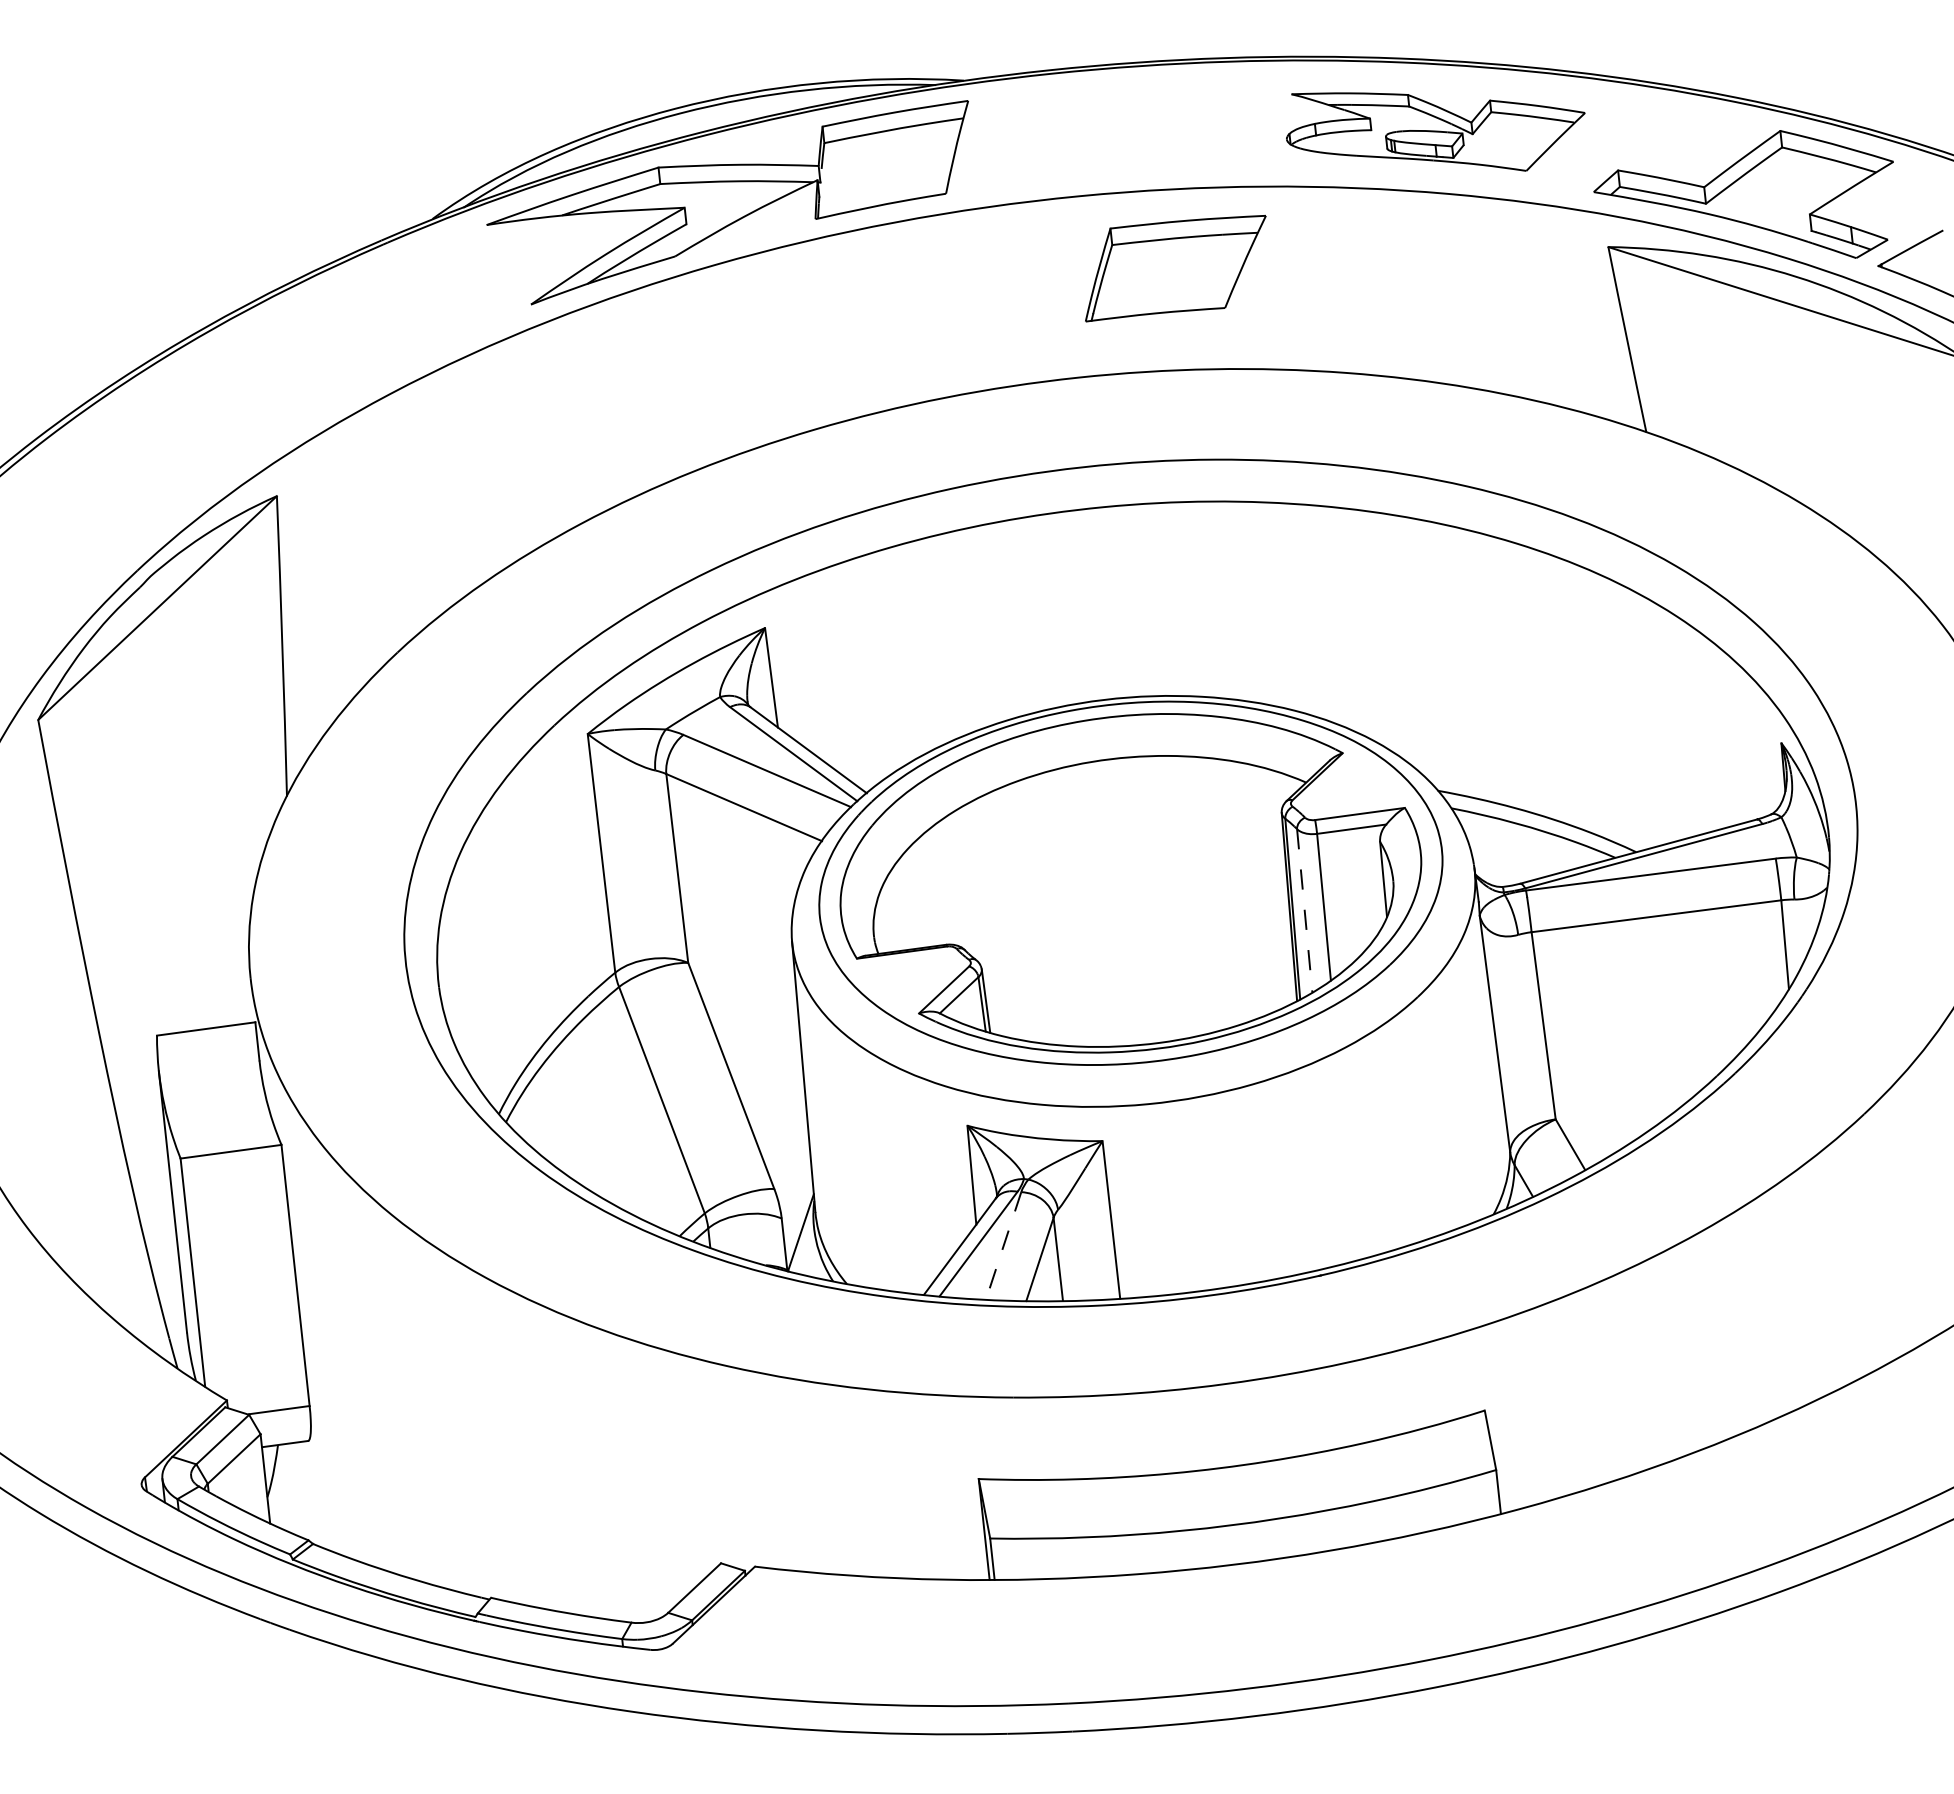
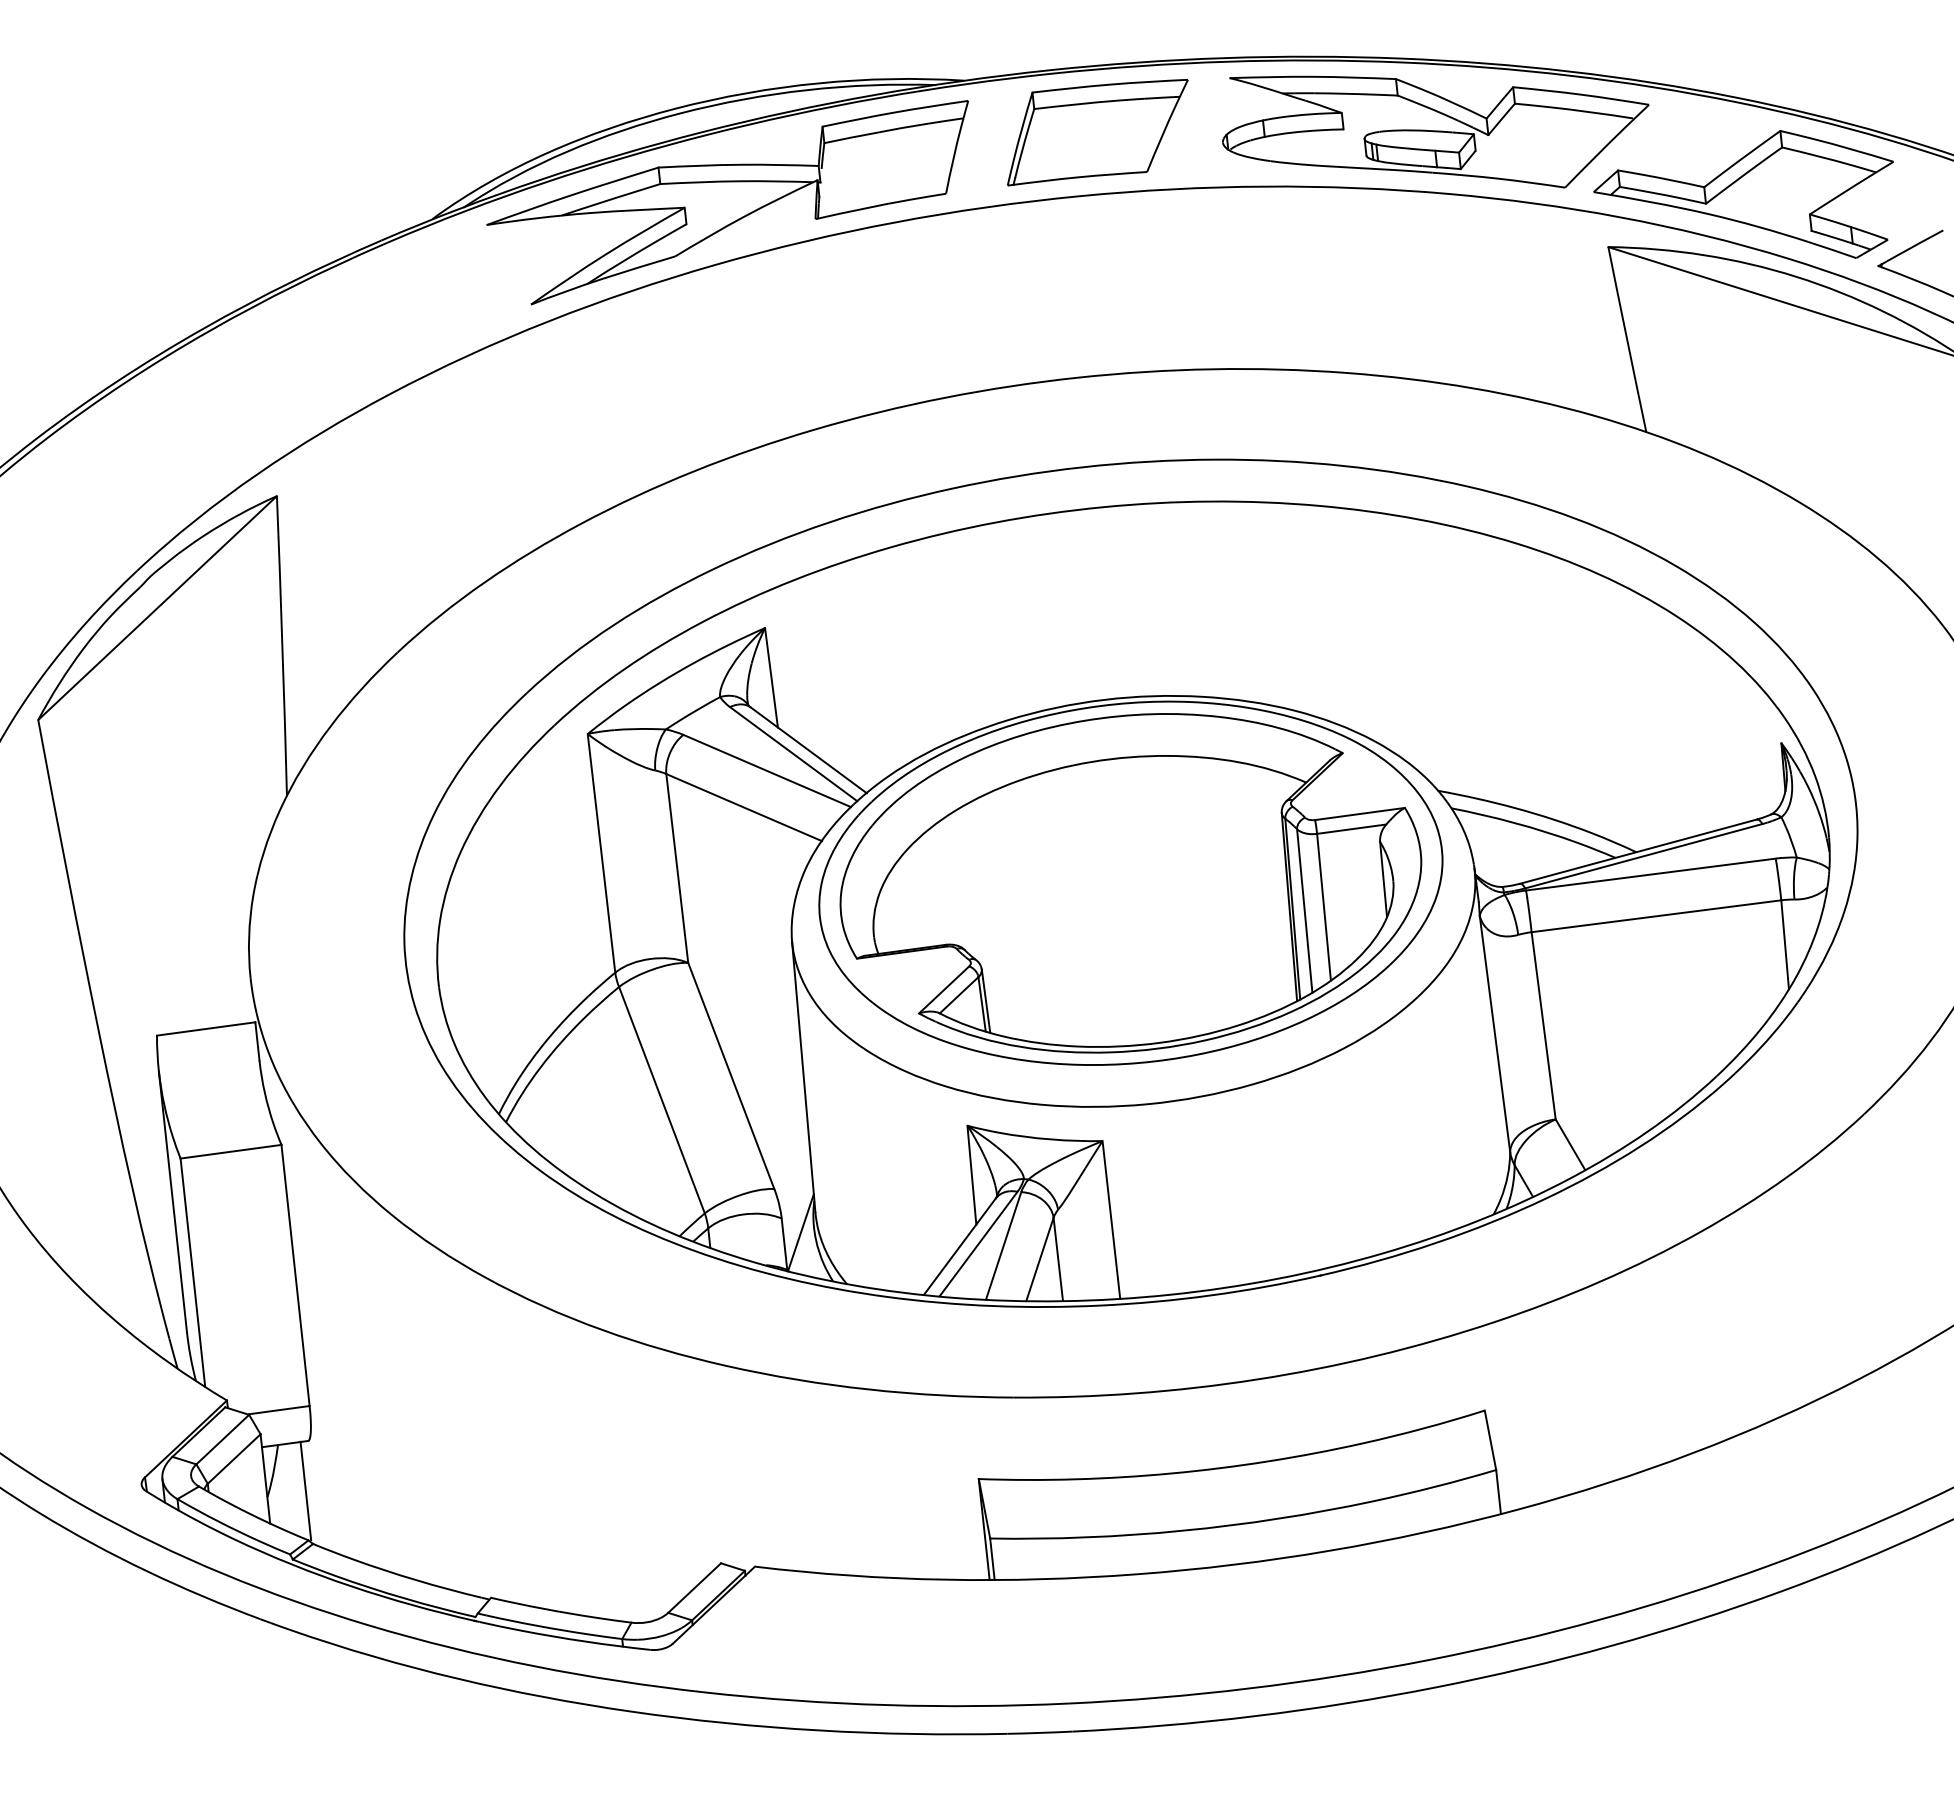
part size: 300x80 px -> 428x114 px (1435, 131)
part position: (1175, 268) -> (1097, 132) (1097, 132)
line: dashed -> solid (1304, 911)
line: dashed -> solid (1003, 1245)
line: none -> present (305, 1490)
